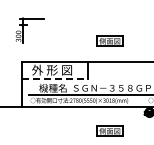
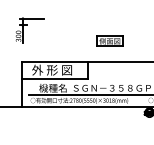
line: dashed -> solid (55, 79)
part: present -> none (109, 130)
